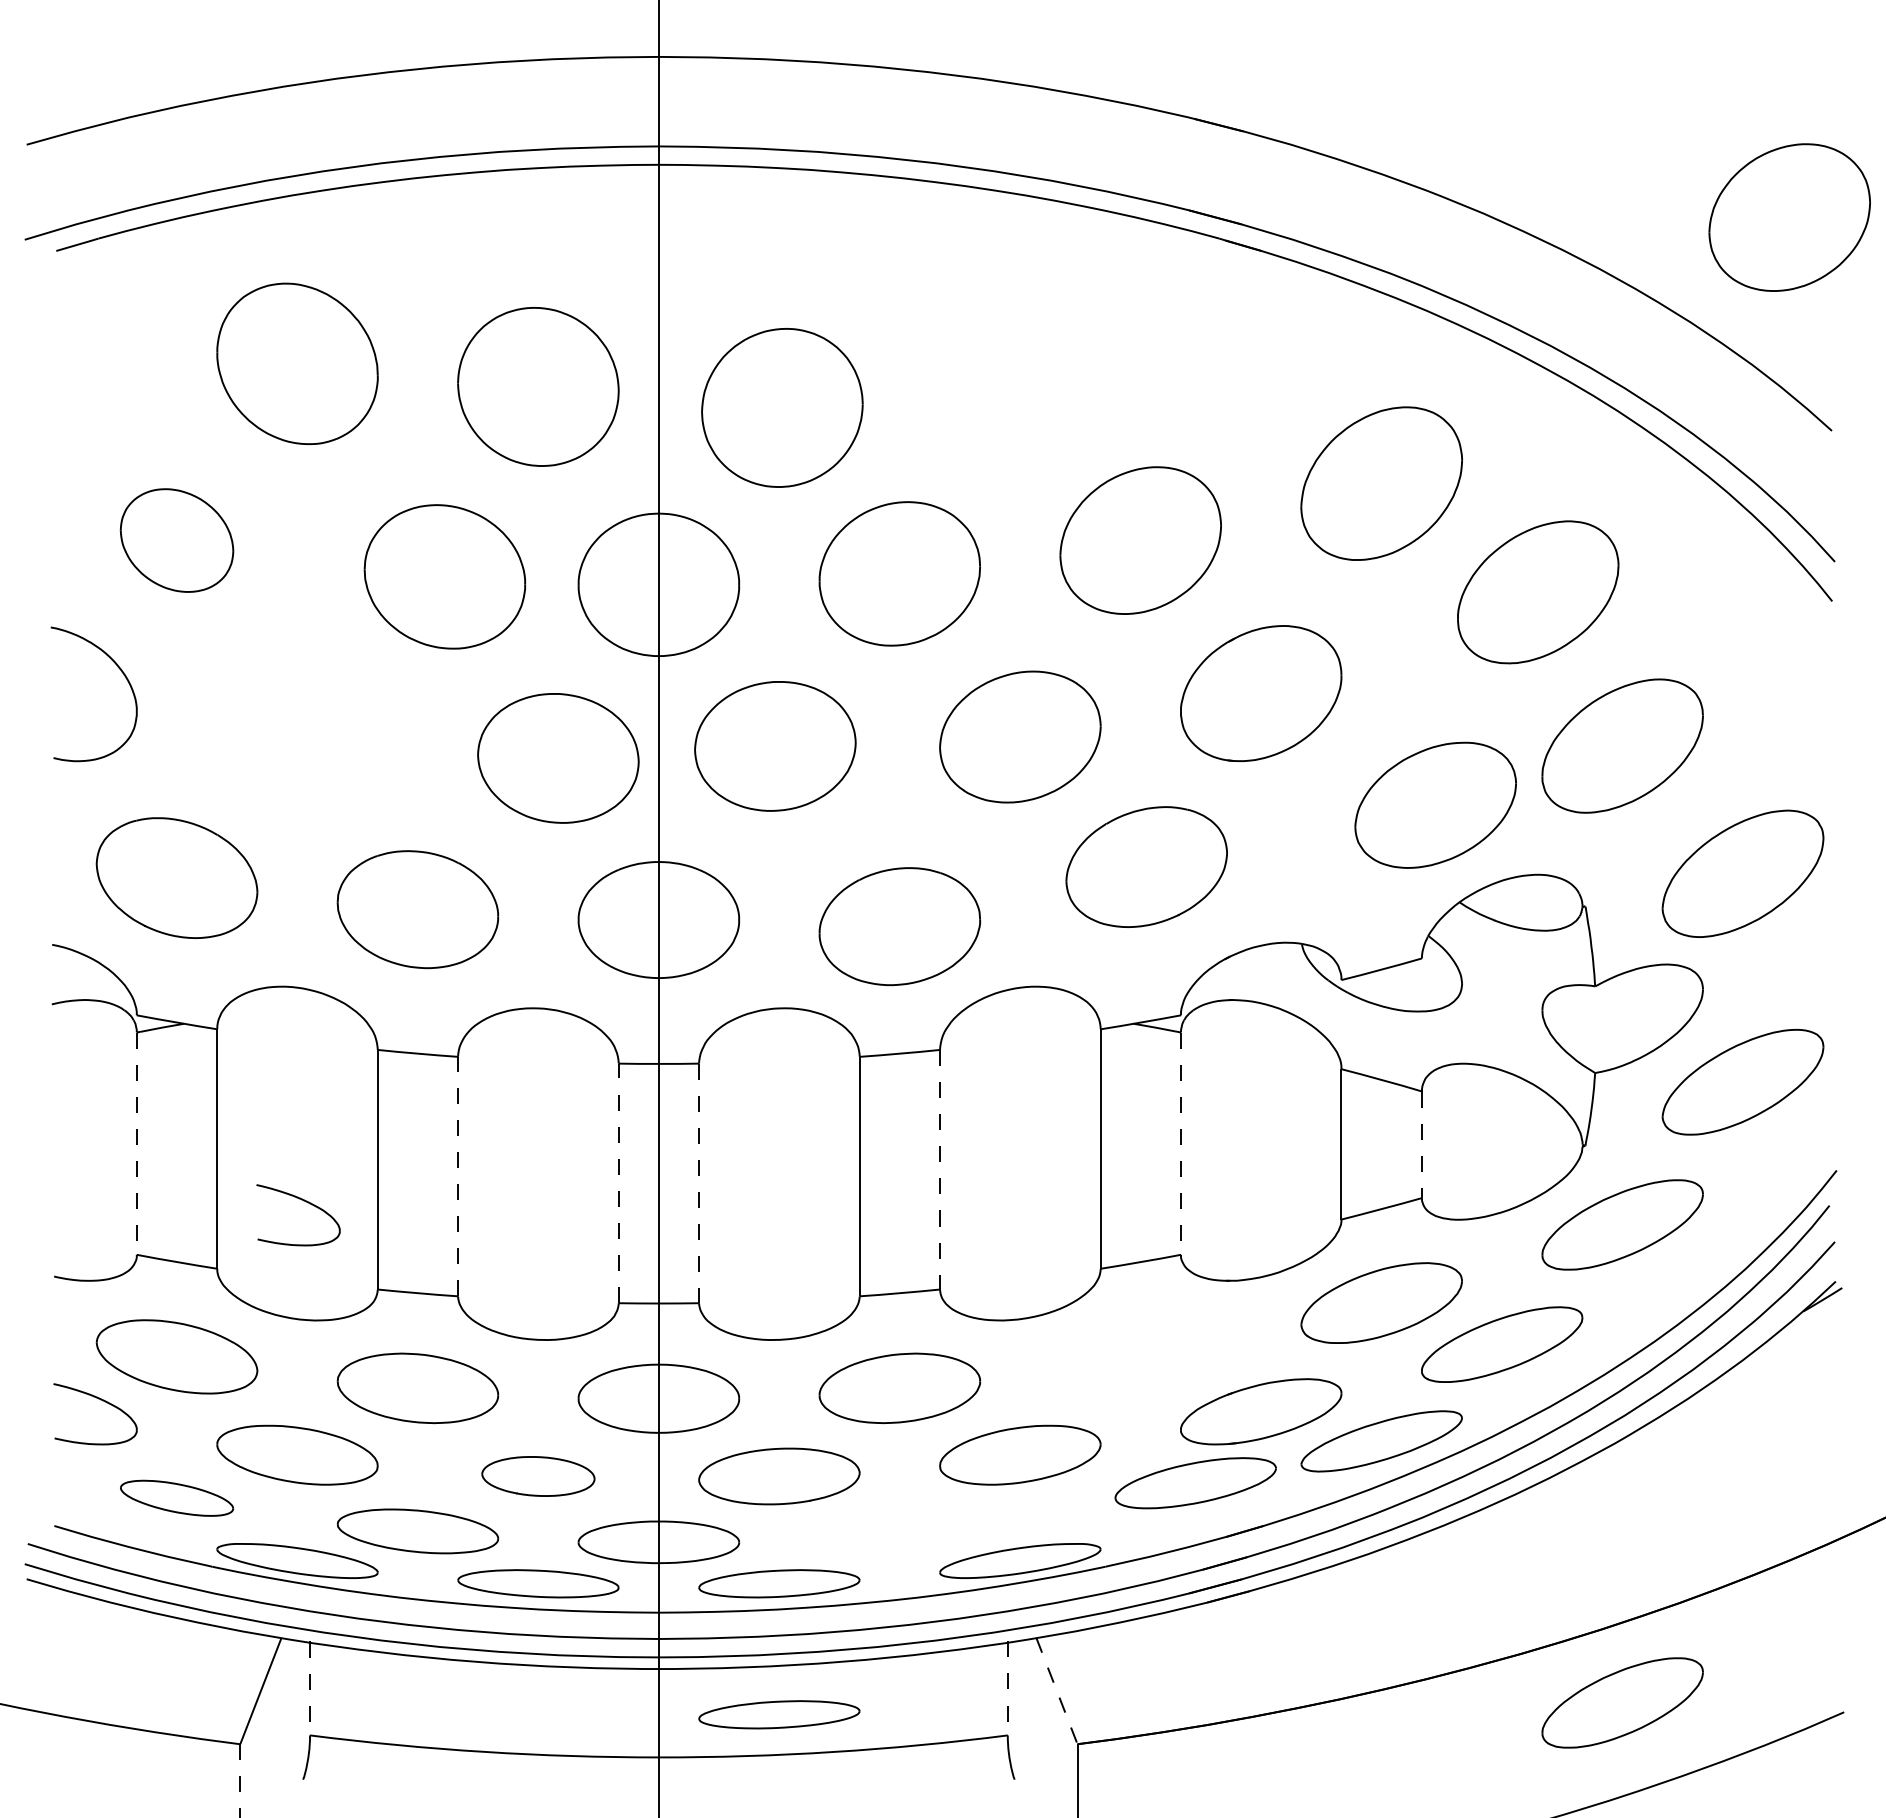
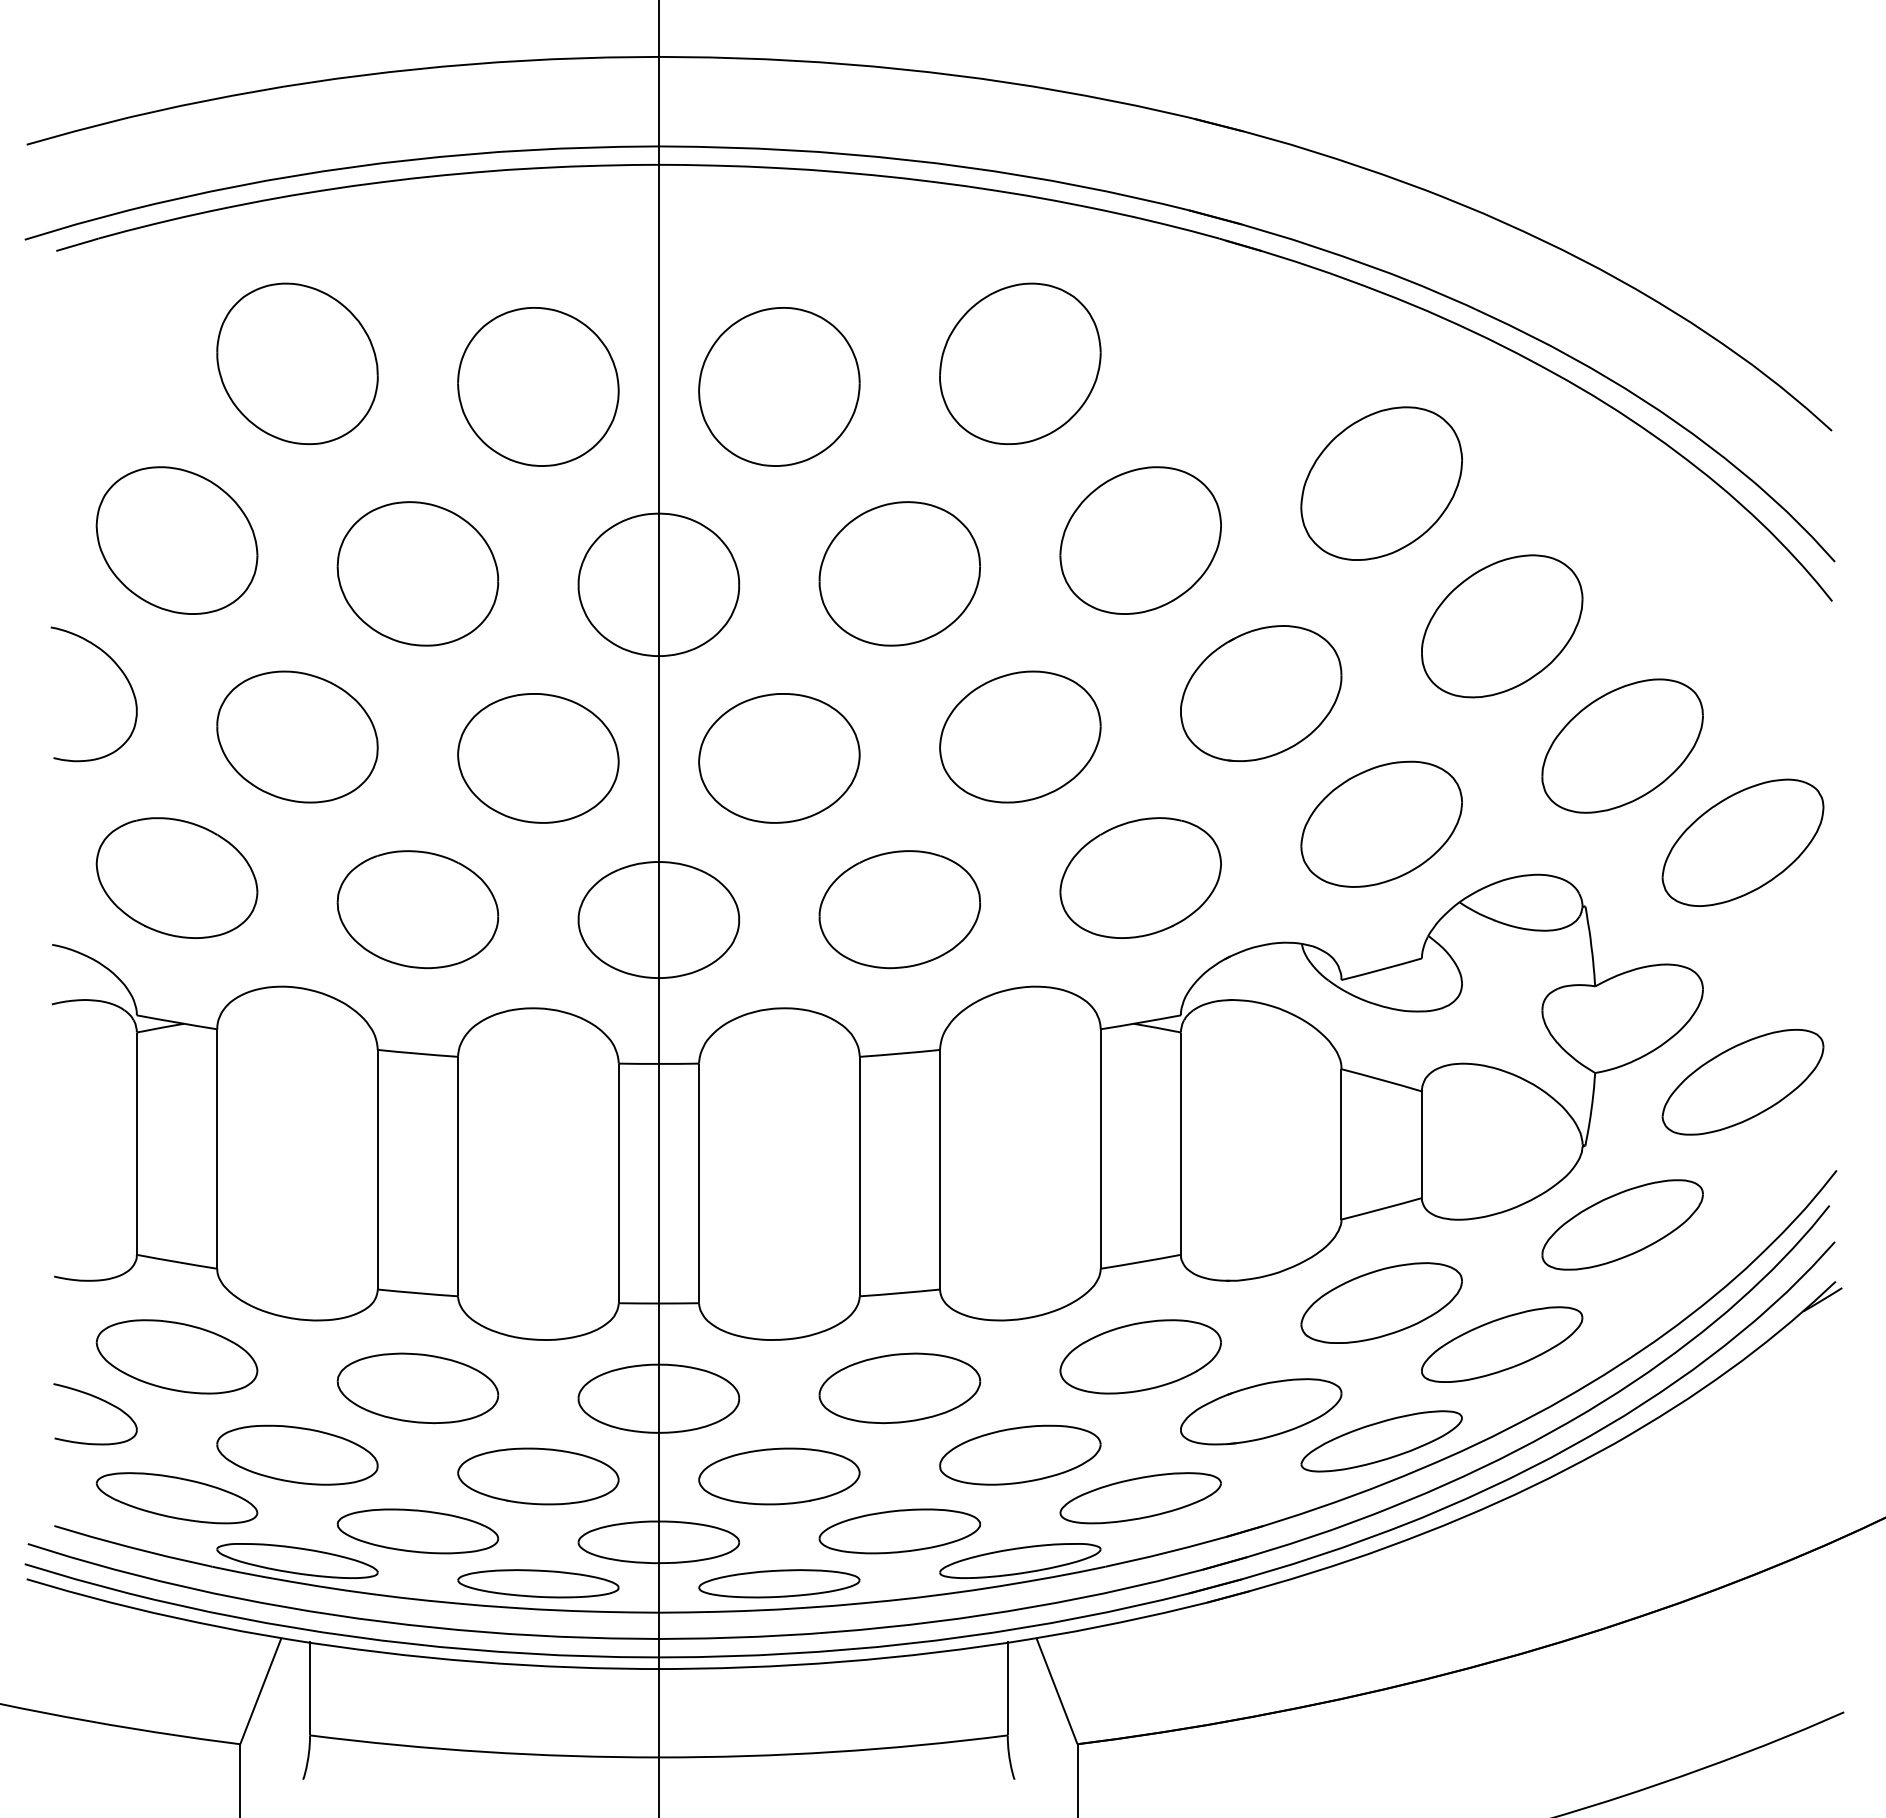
part: present -> none (1789, 217)
part: none -> present (1020, 363)
part position: (782, 407) -> (779, 386) (779, 386)
part size: 116x105 px -> 164x149 px (176, 540)
part position: (444, 576) -> (417, 573) (417, 573)
part position: (1538, 592) -> (1502, 626) (1502, 626)
part: none -> present (297, 736)
part position: (775, 746) -> (779, 758) (779, 758)
part position: (558, 758) -> (538, 758) (538, 758)
part position: (1435, 804) -> (1381, 823) (1381, 823)
part position: (1146, 866) -> (1140, 877) (1140, 877)
part position: (1742, 873) -> (1742, 842) (1742, 842)
part position: (899, 926) -> (899, 909) (899, 909)
line: dashed -> solid (136, 1144)
line: dashed -> solid (1181, 1144)
line: dashed -> solid (1422, 1145)
line: dashed -> solid (940, 1169)
line: dashed -> solid (458, 1176)
line: dashed -> solid (618, 1183)
line: dashed -> solid (699, 1183)
part: present -> none (305, 1202)
part: none -> present (1140, 1356)
part size: 115x41 px -> 163x59 px (538, 1476)
part position: (1195, 1483) -> (1140, 1498) (1140, 1498)
part size: 115x38 px -> 164x53 px (176, 1498)
part: none -> present (899, 1531)
line: dashed -> solid (310, 1688)
line: dashed -> solid (1007, 1688)
line: dashed -> solid (1057, 1691)
part: present -> none (1622, 1702)
part: present -> none (779, 1714)
line: dashed -> solid (240, 1781)
